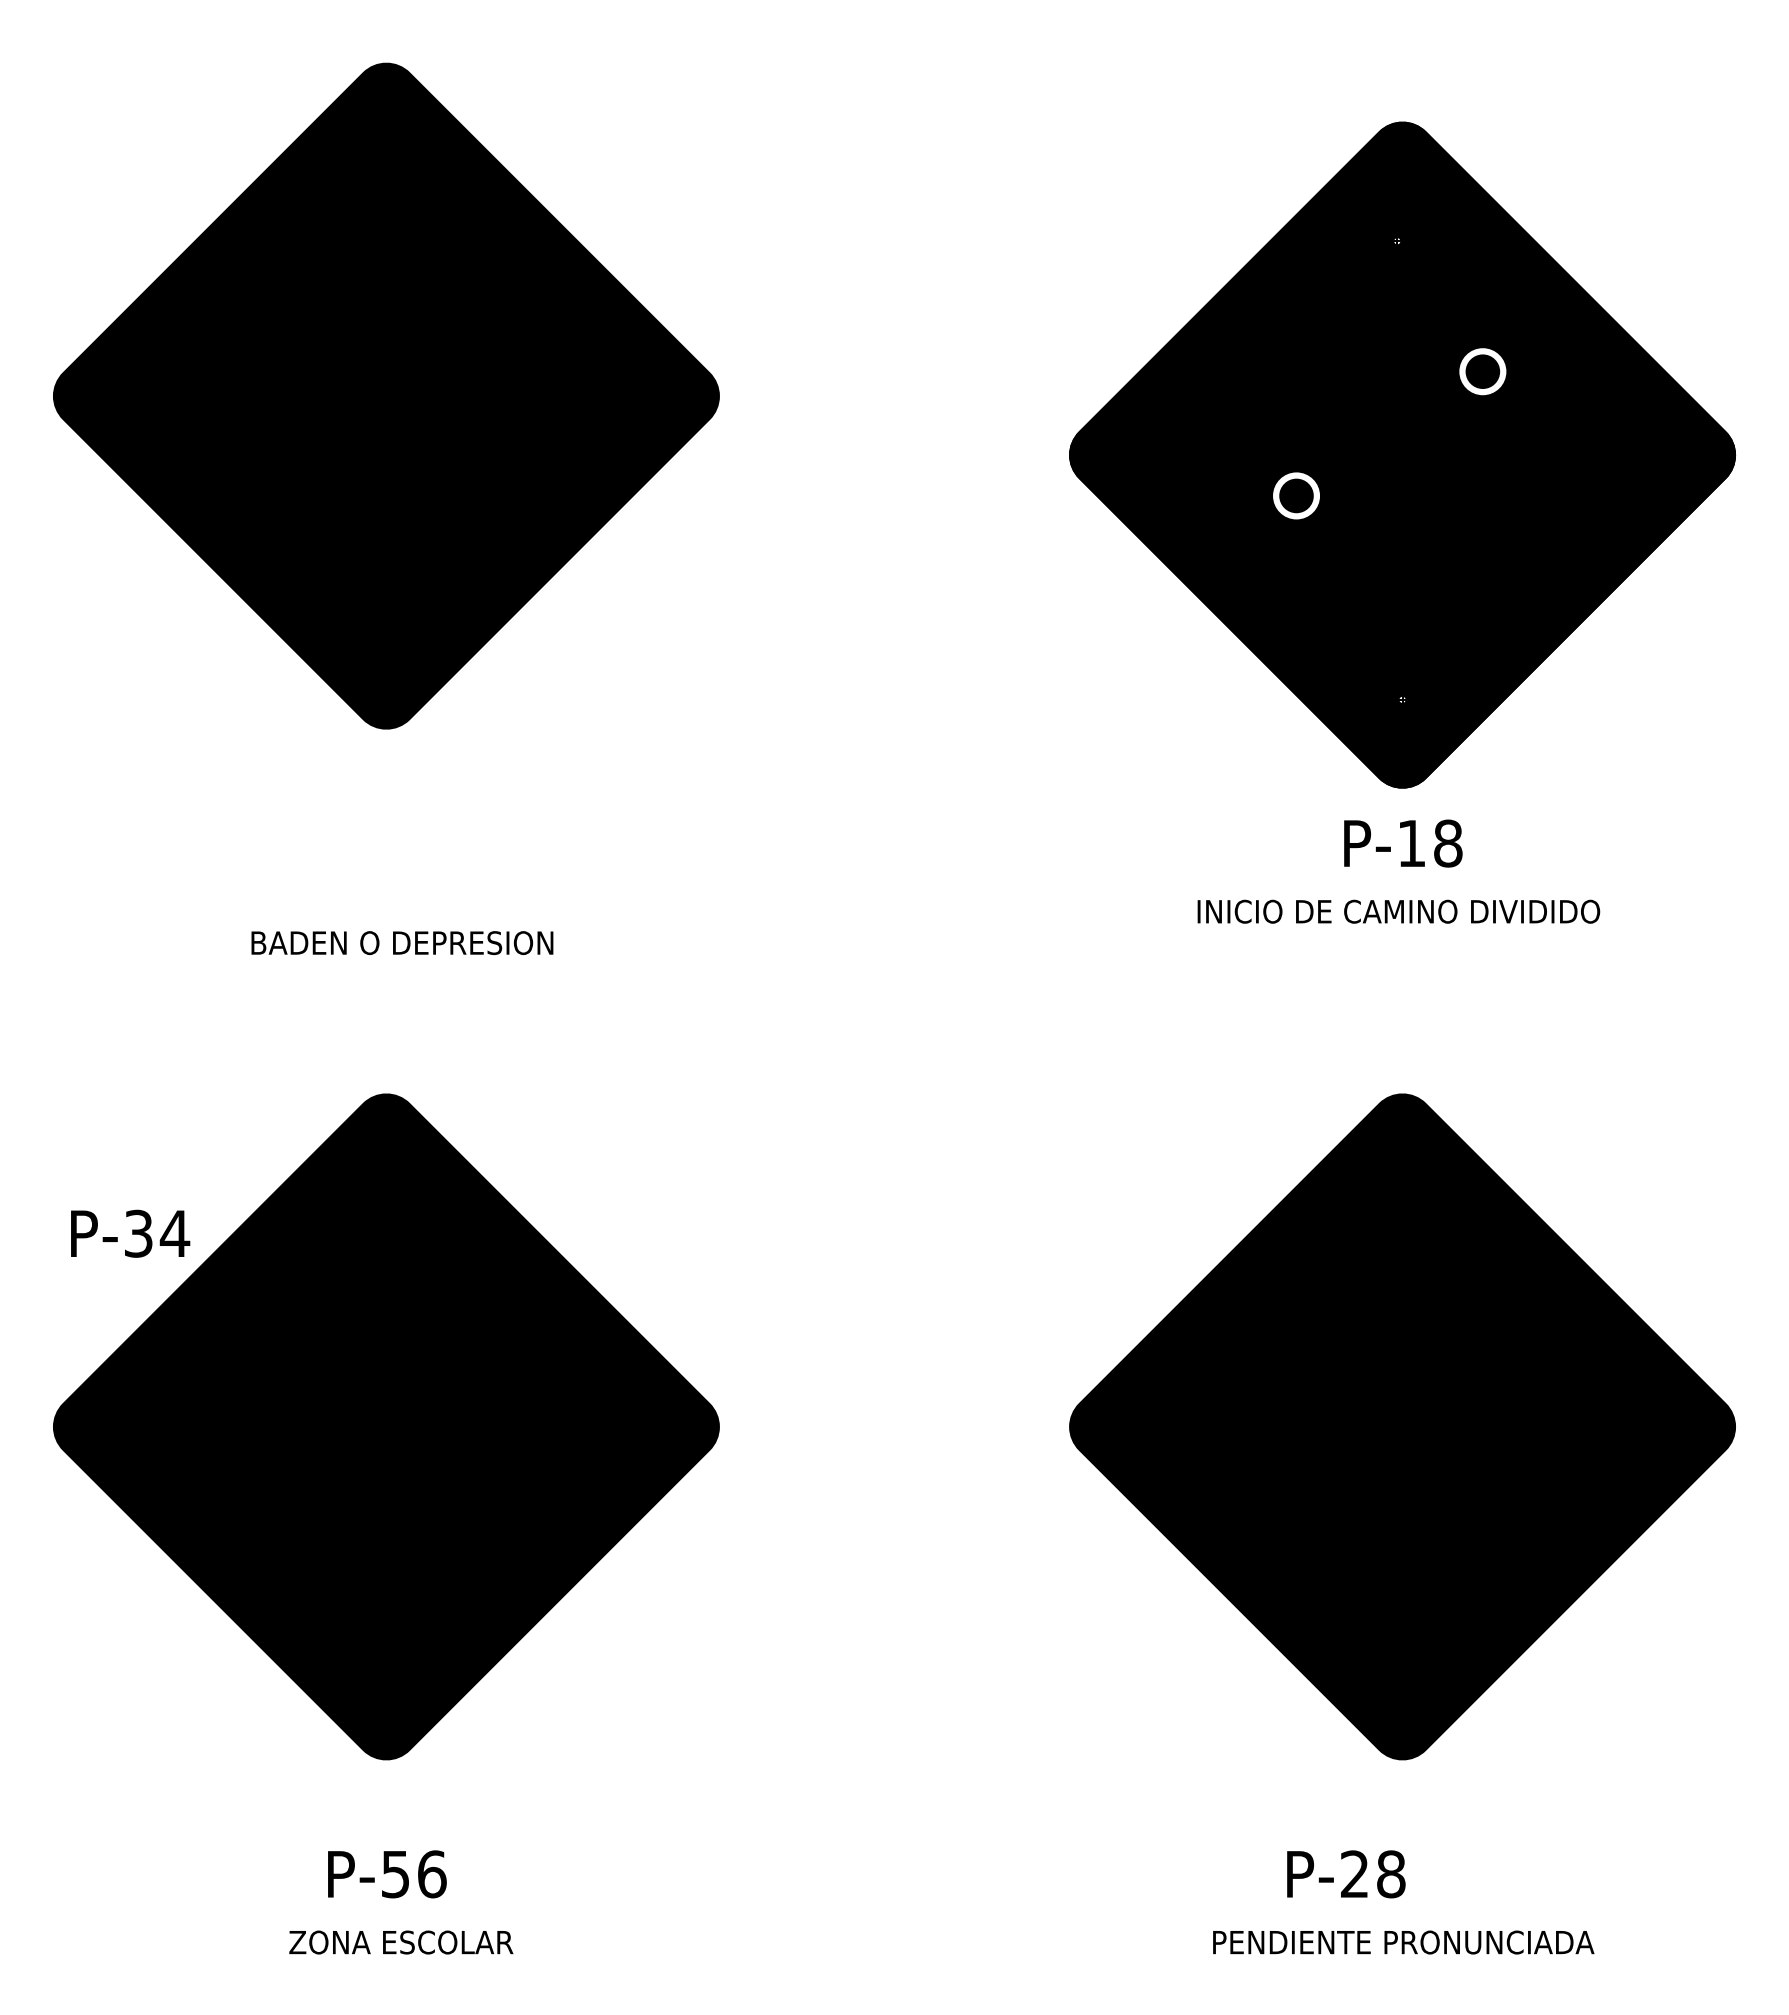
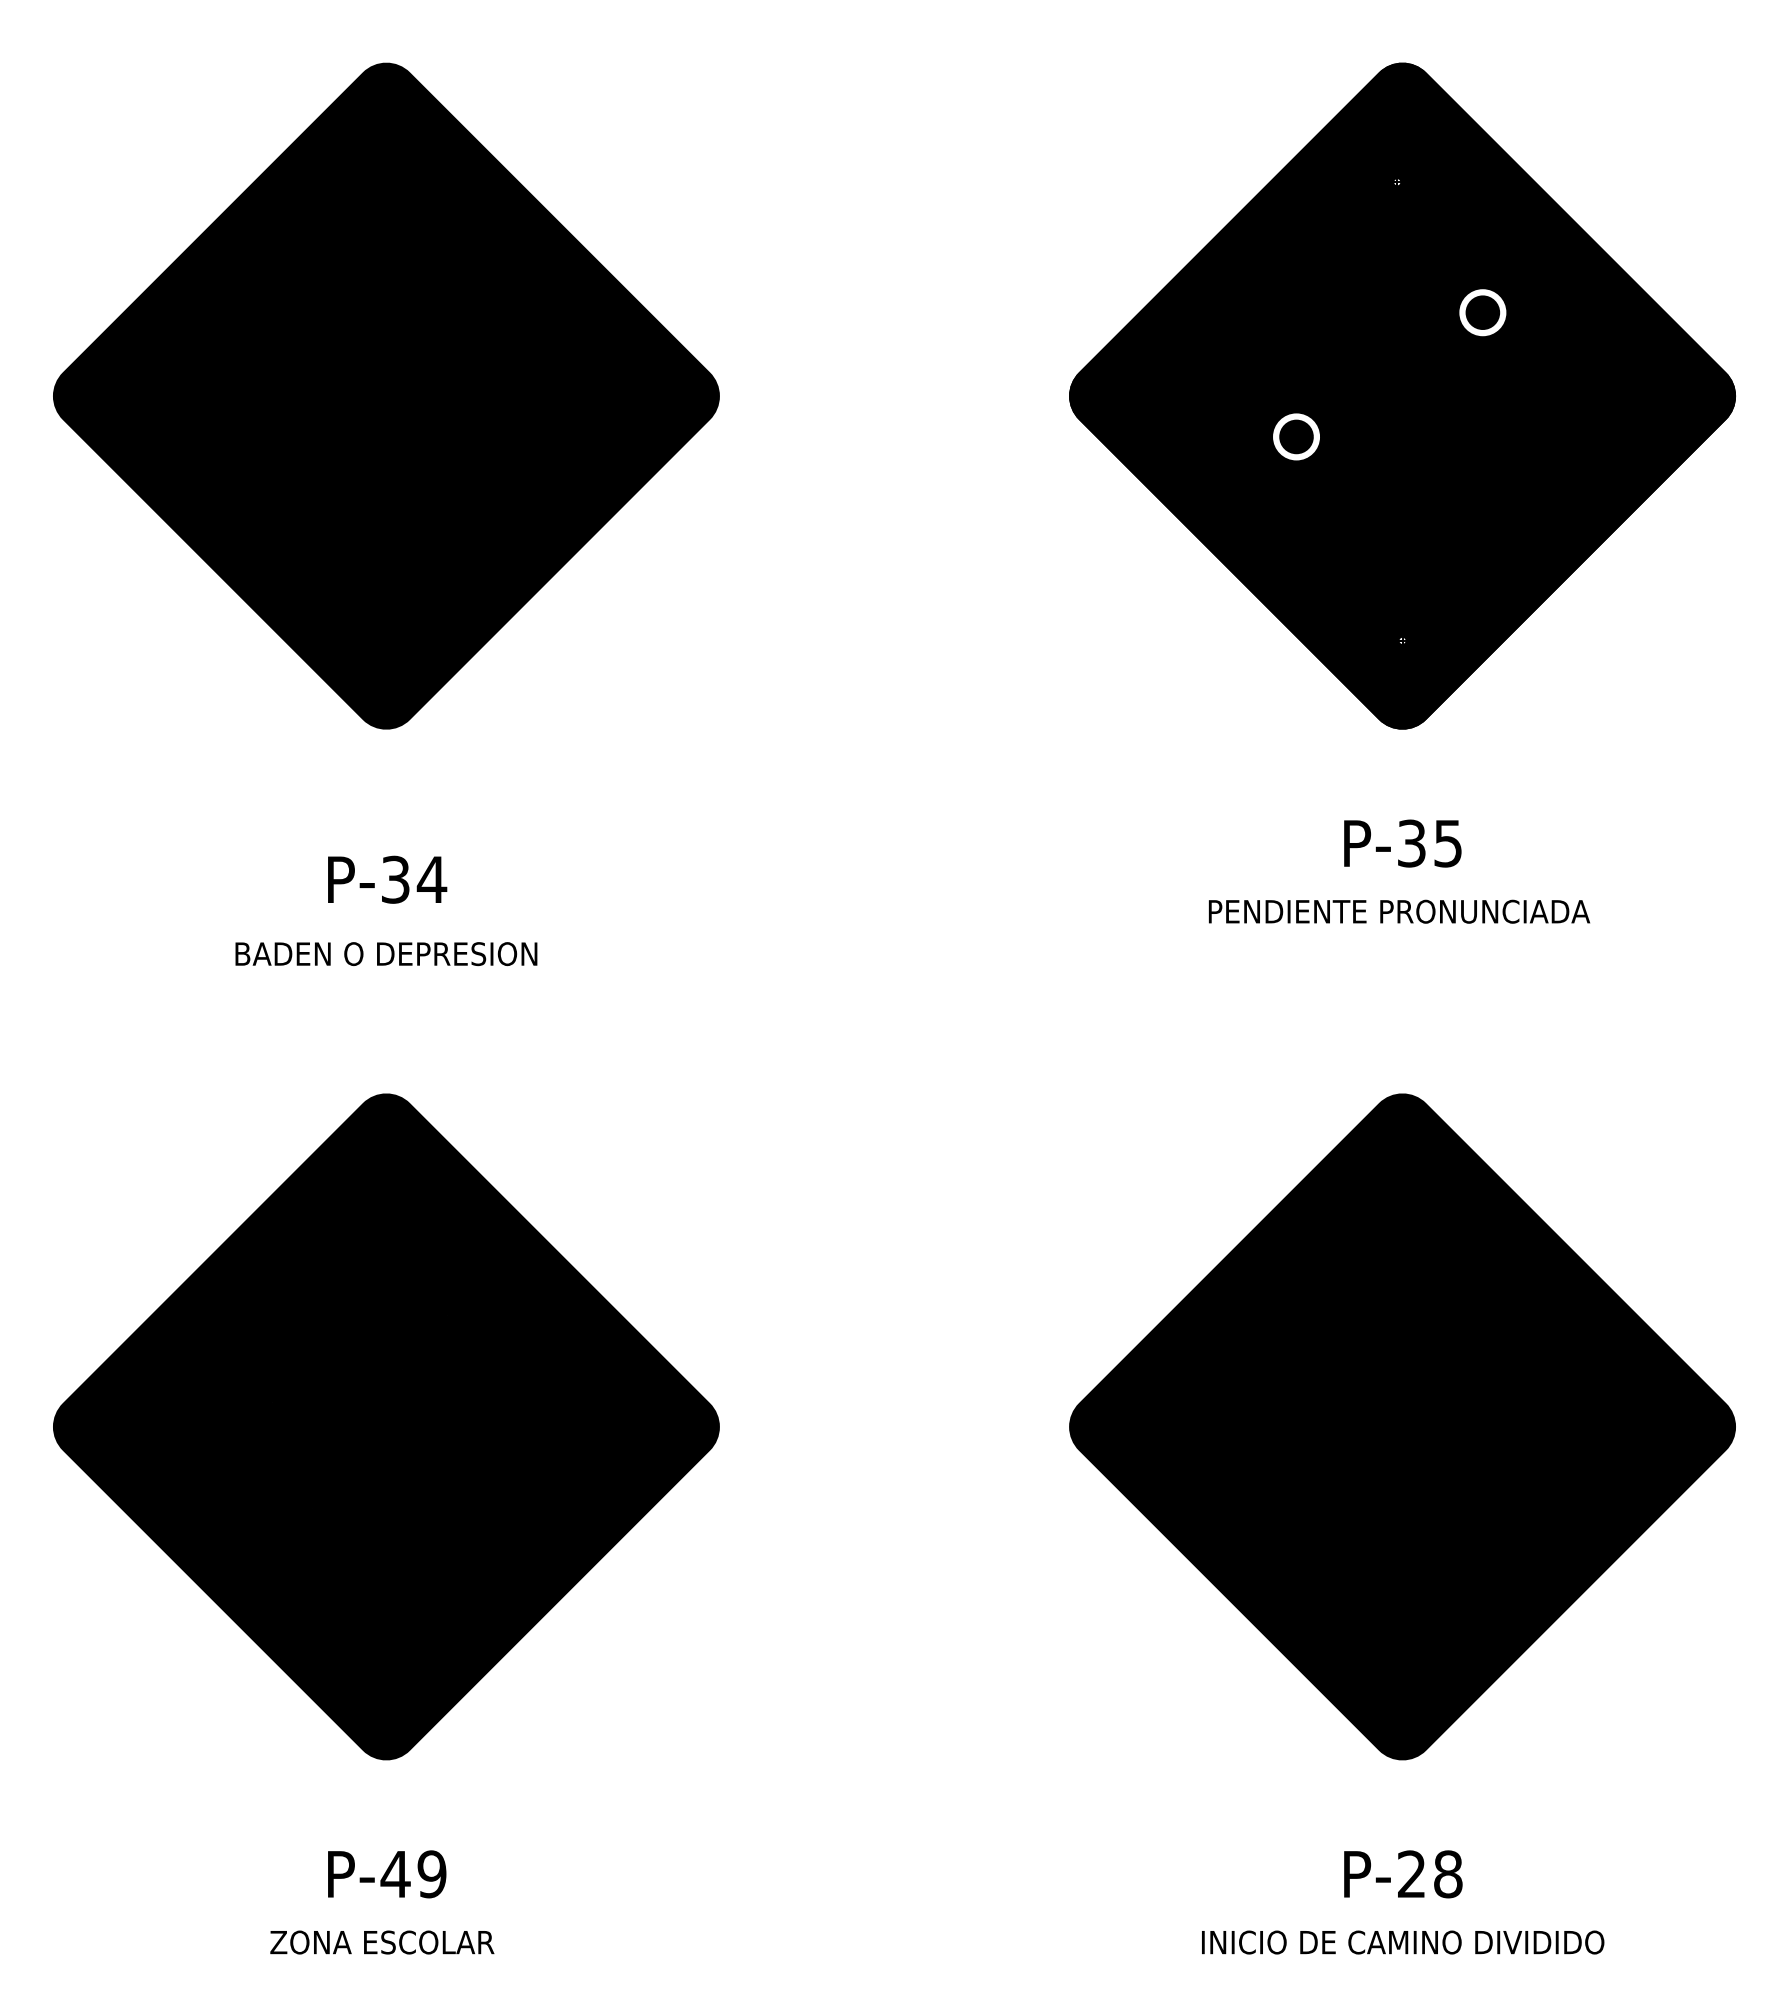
part position: (1402, 454) -> (1402, 395) (1402, 395)
text: P-18 -> P-35 (1430, 843)
text: INICIO DE CAMINO DIVIDIDO -> PENDIENTE PRONUNCIADA (1398, 911)
text position: (402, 943) -> (386, 954) (386, 954)
text position: (130, 1233) -> (387, 879) (387, 879)
text: P-56 -> P-49 (413, 1874)
text position: (1346, 1874) -> (1403, 1874) (1403, 1874)
text position: (401, 1942) -> (382, 1942) (382, 1942)
text: PENDIENTE PRONUNCIADA -> INICIO DE CAMINO DIVIDIDO (1403, 1942)
